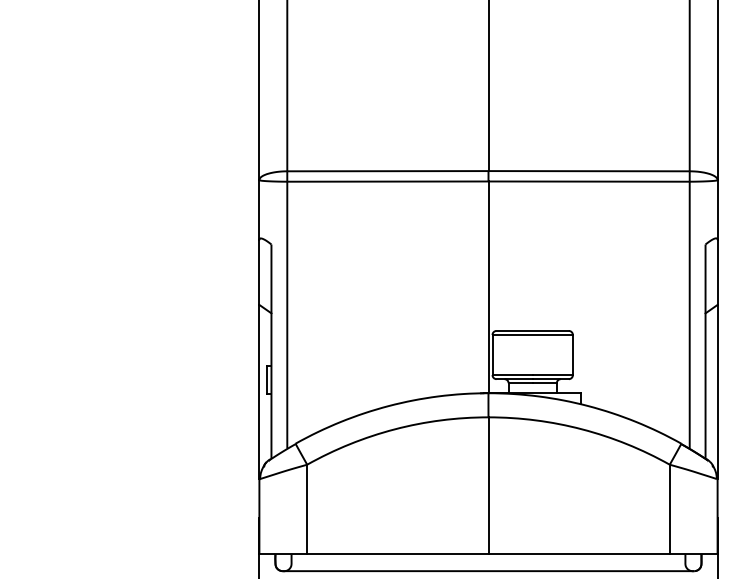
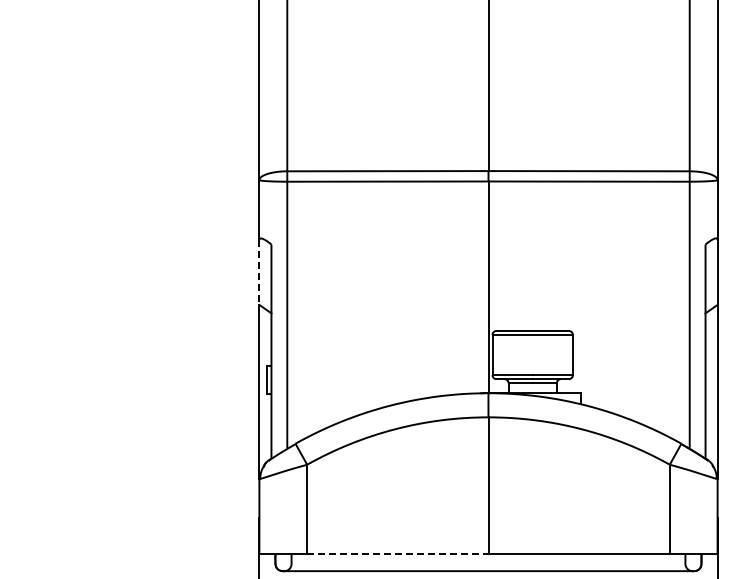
line: solid -> dashed (259, 273)
line: solid -> dashed (397, 554)
